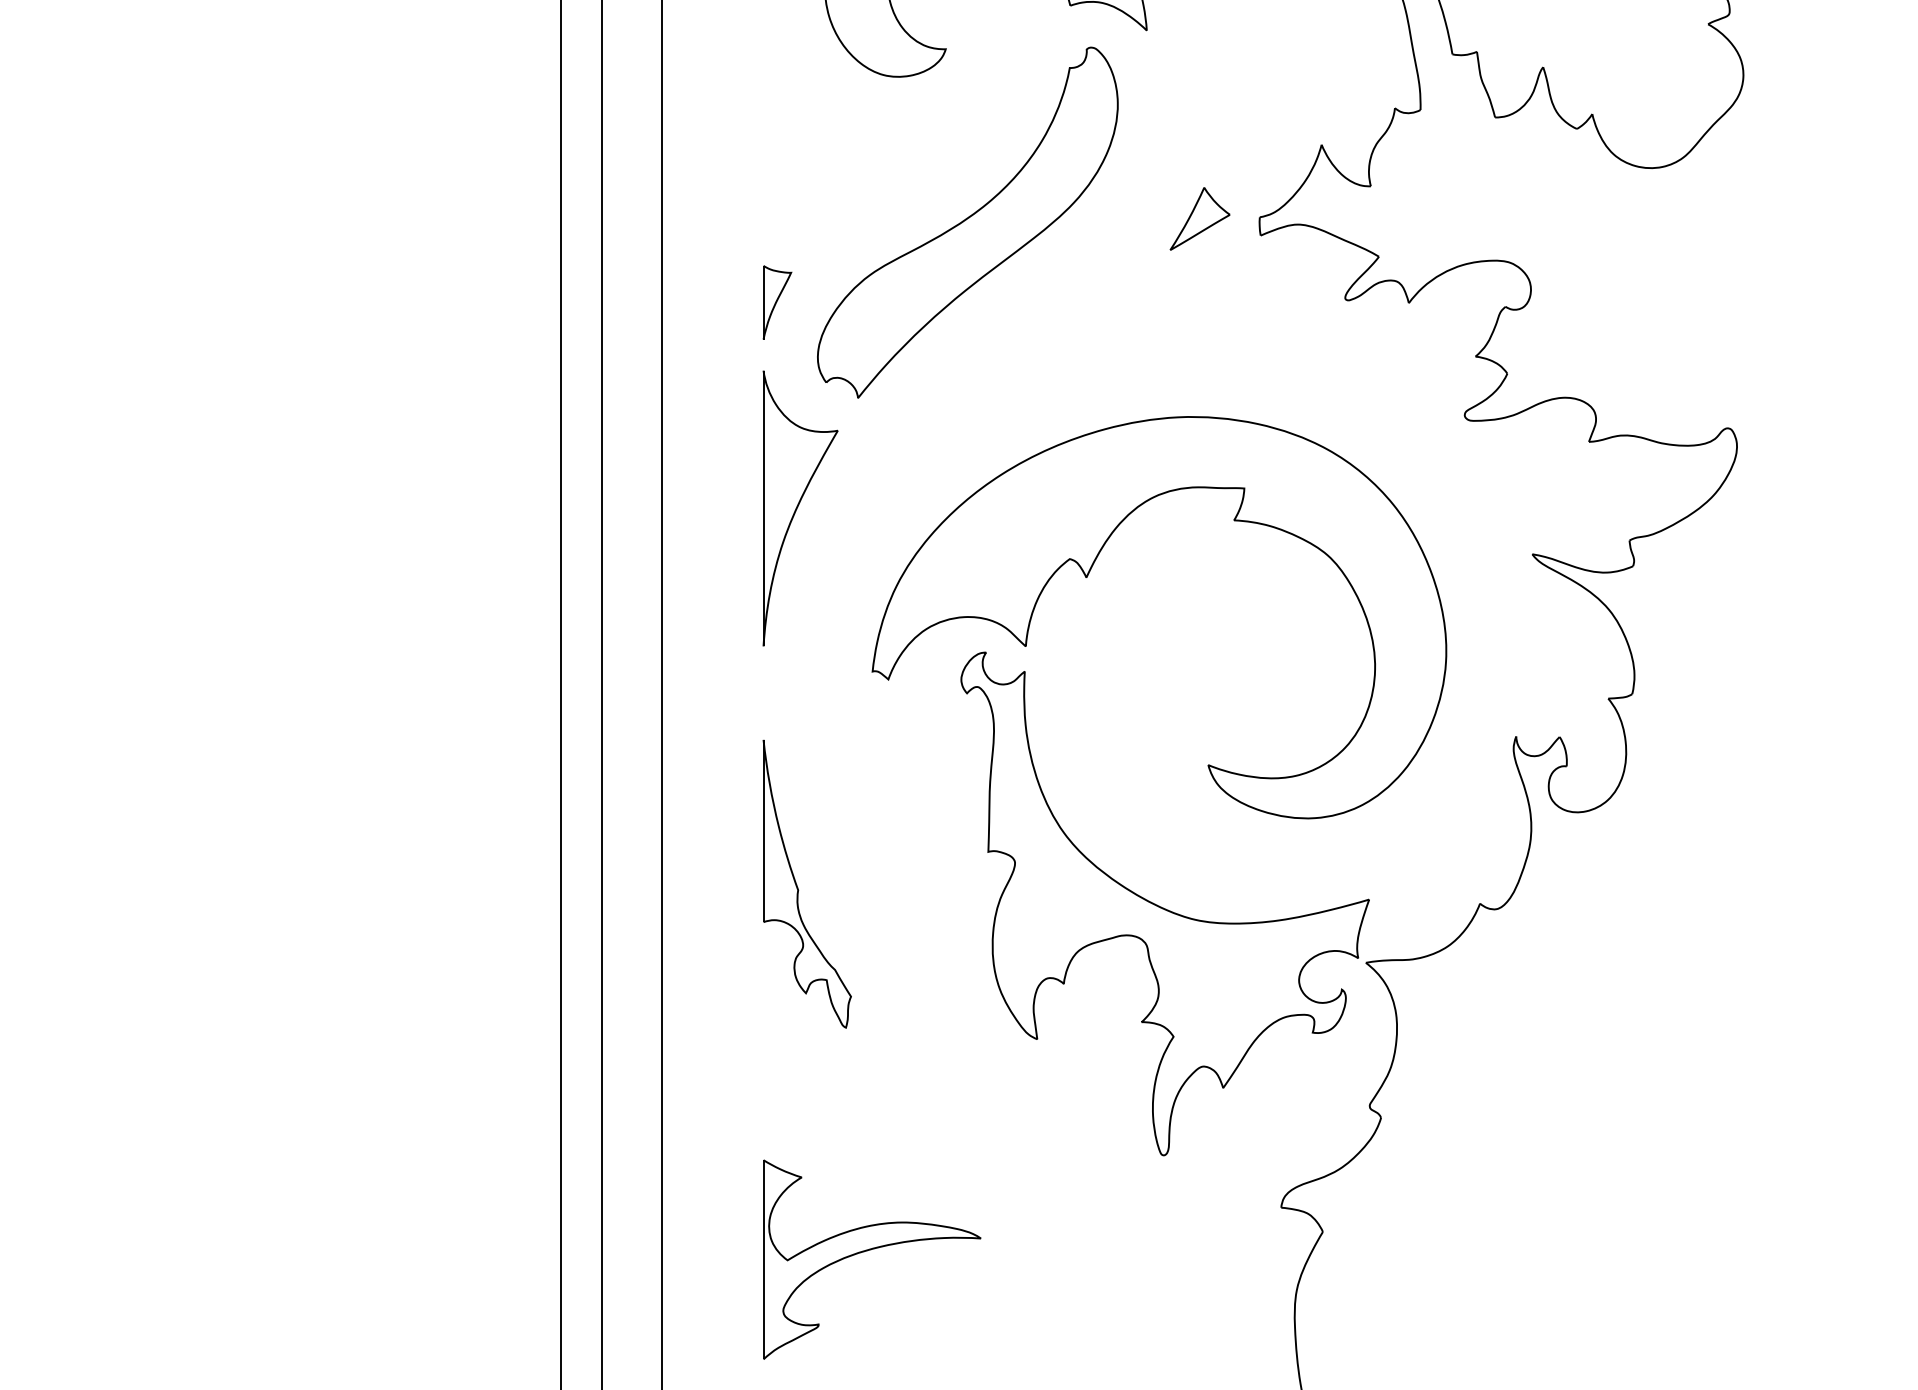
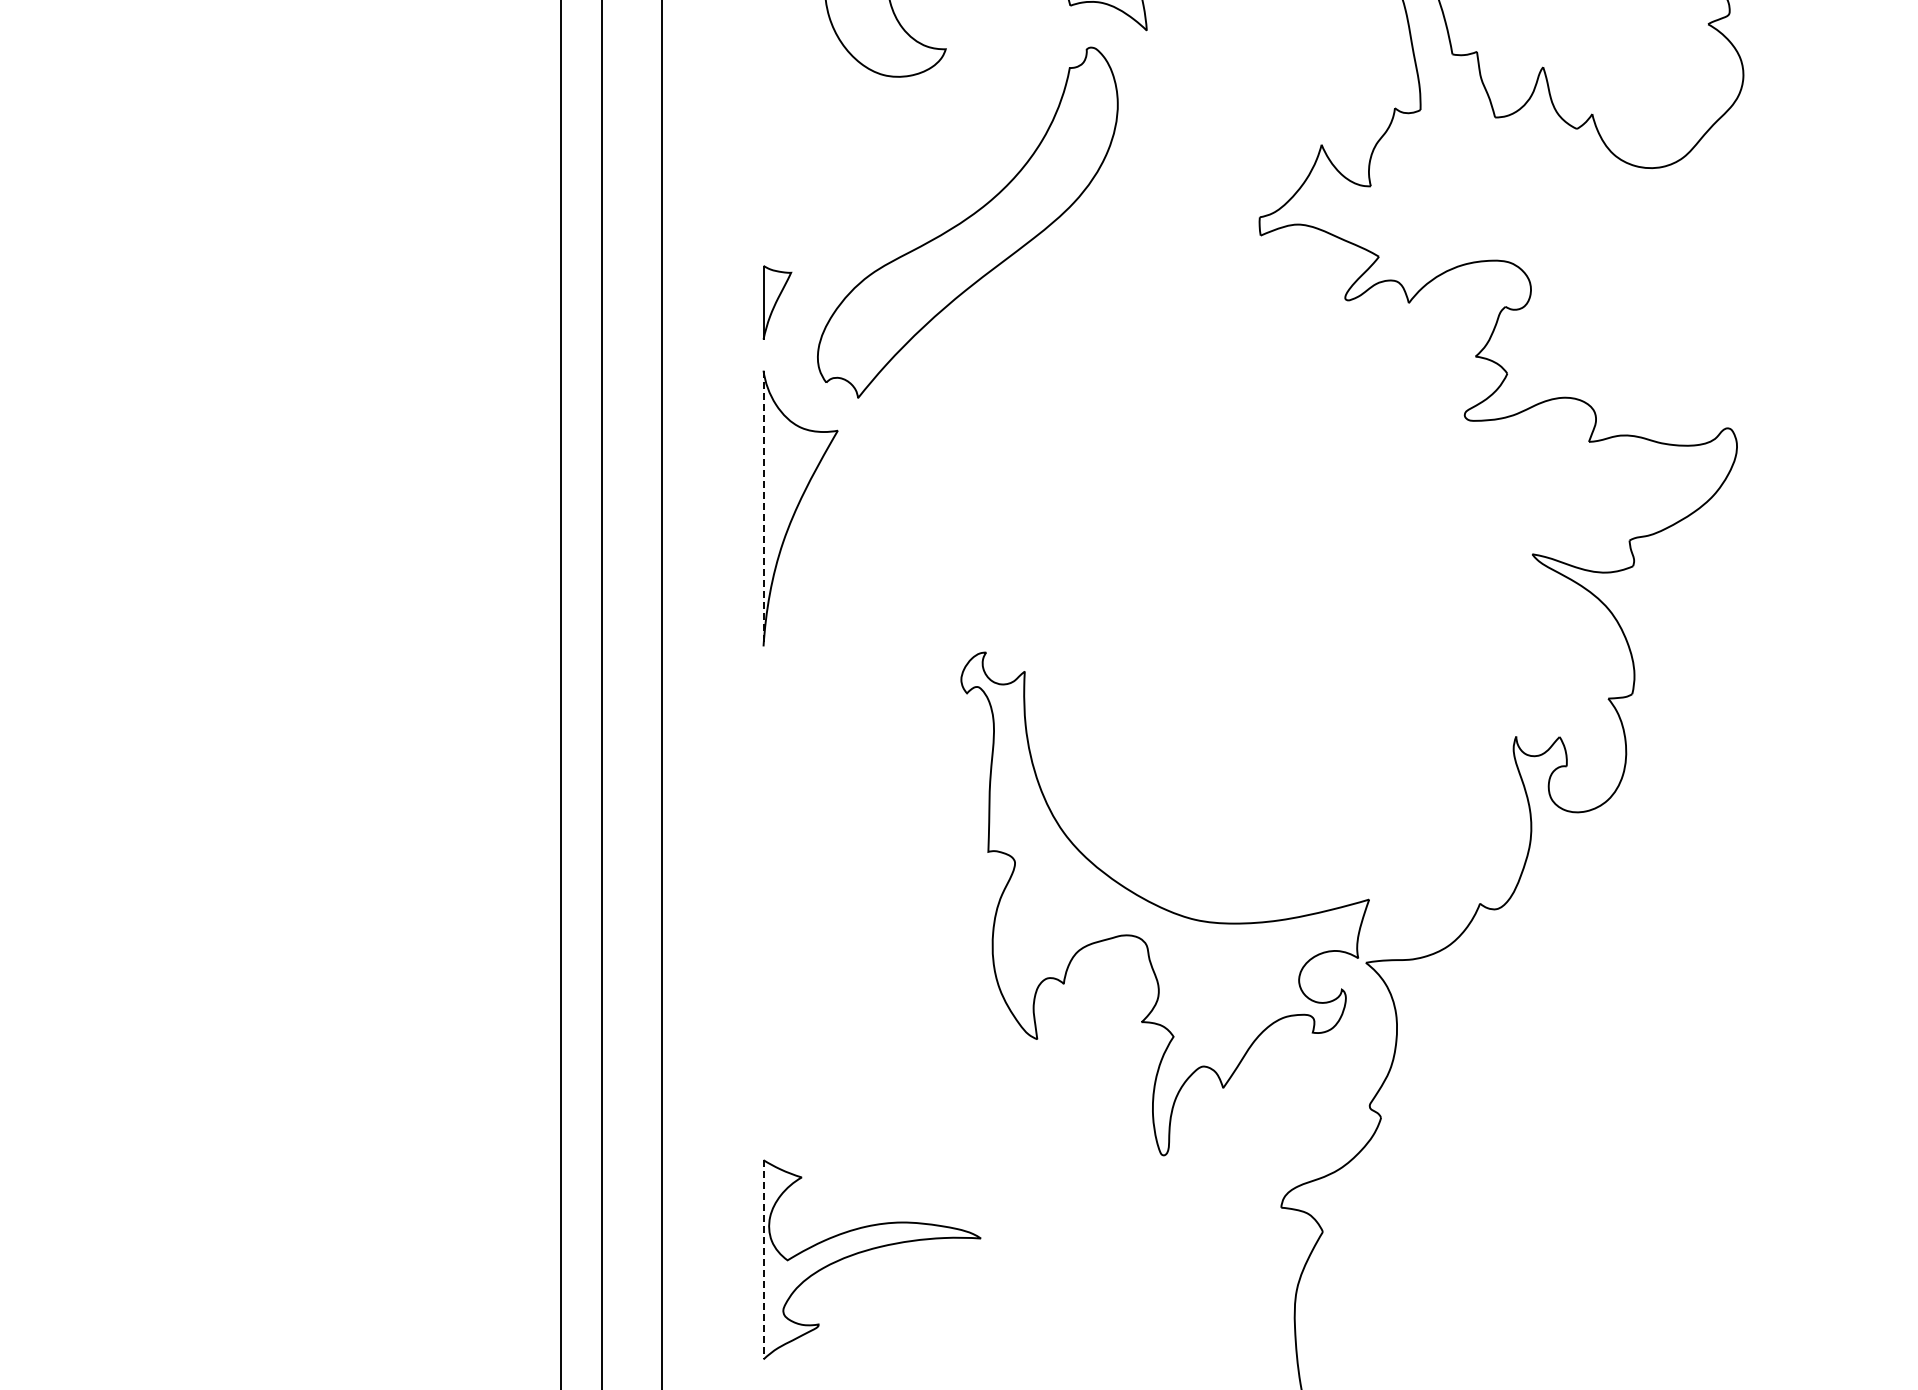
part: present -> none (1199, 218)
line: solid -> dashed (763, 508)
part: present -> none (1087, 577)
part: present -> none (798, 887)
line: solid -> dashed (763, 1259)
